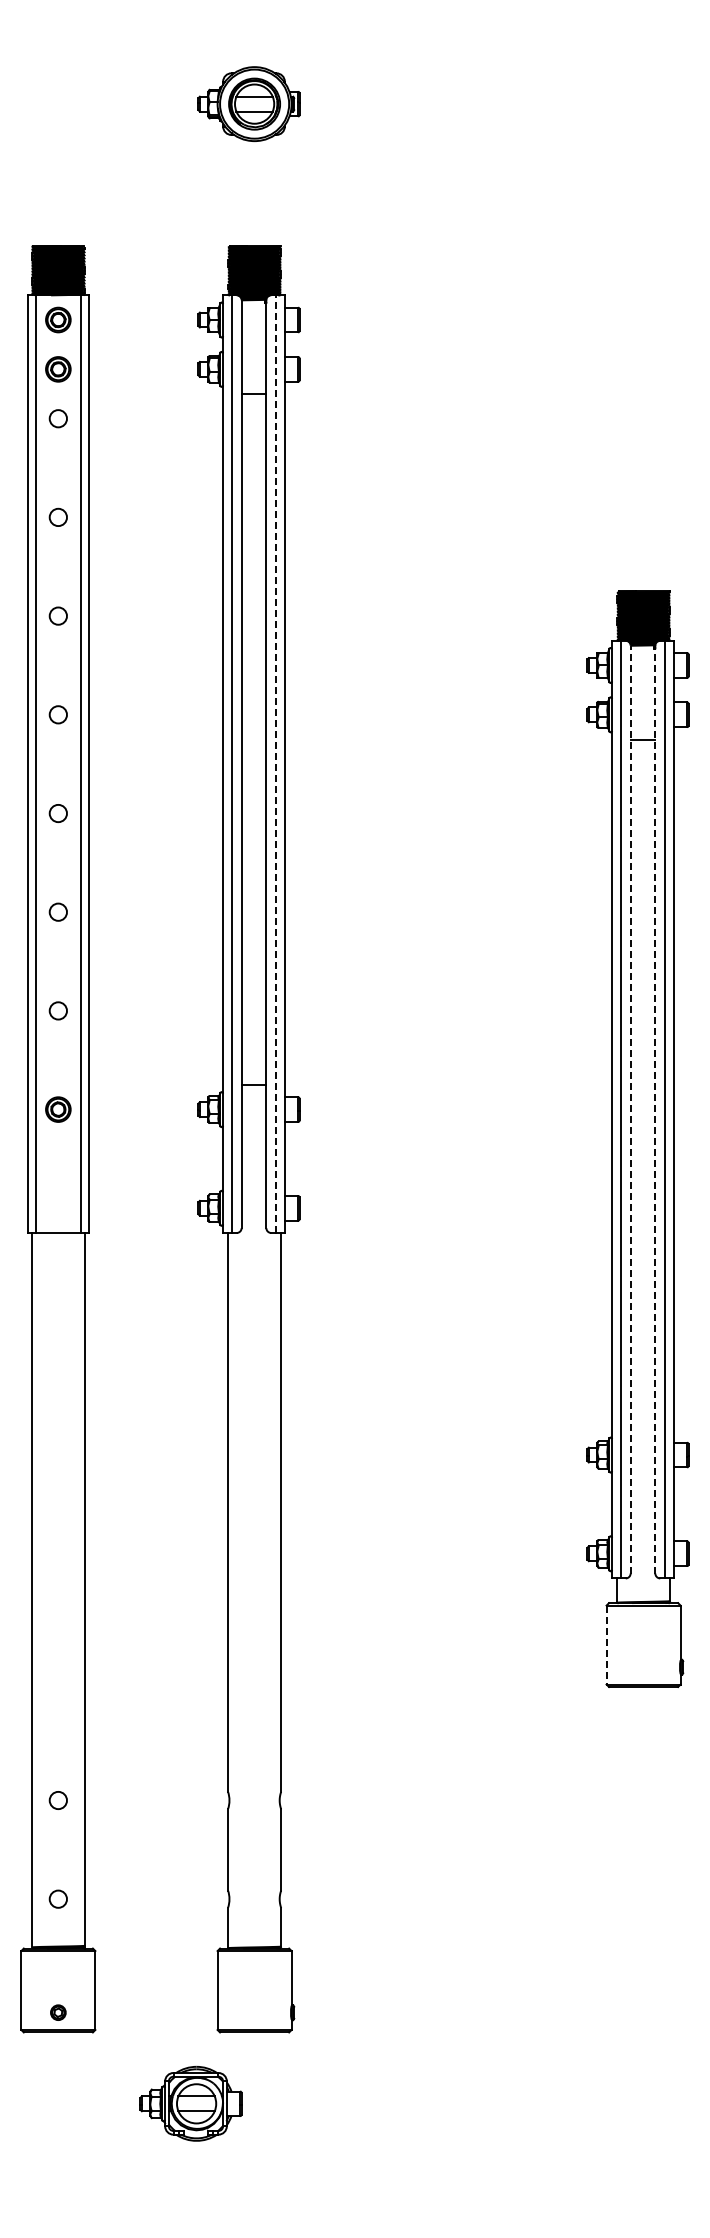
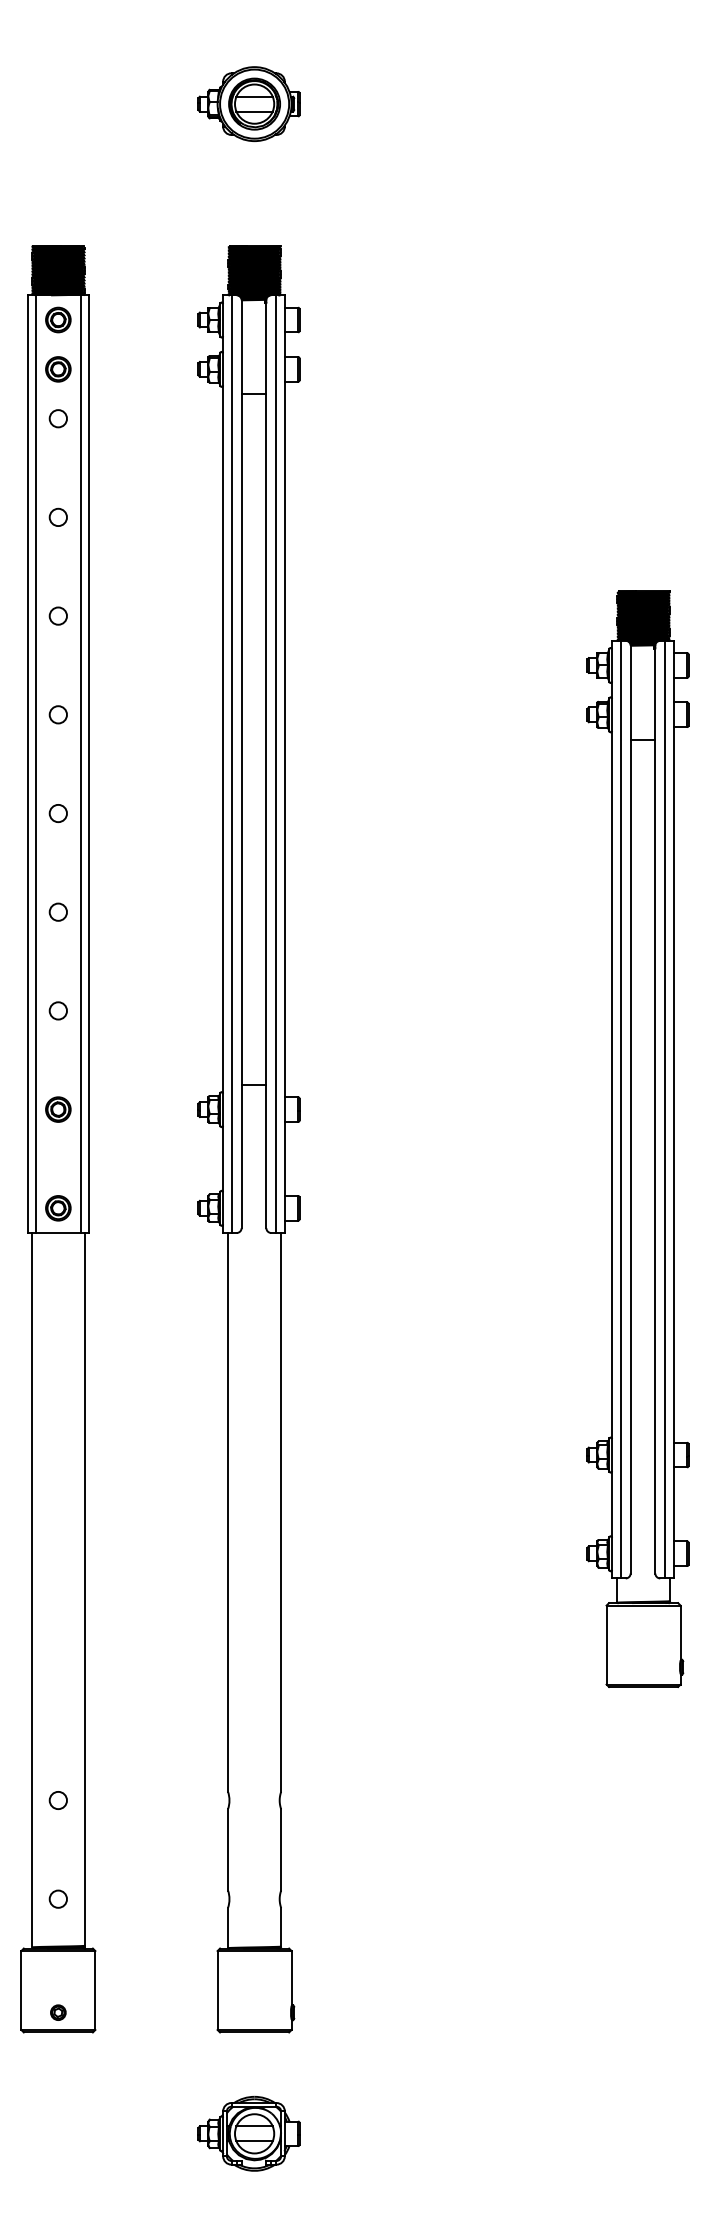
line: dashed -> solid (276, 764)
line: dashed -> solid (630, 1109)
line: dashed -> solid (655, 1109)
part: none -> present (58, 1208)
line: dashed -> solid (606, 1645)
part position: (190, 2103) -> (248, 2133) (248, 2133)
